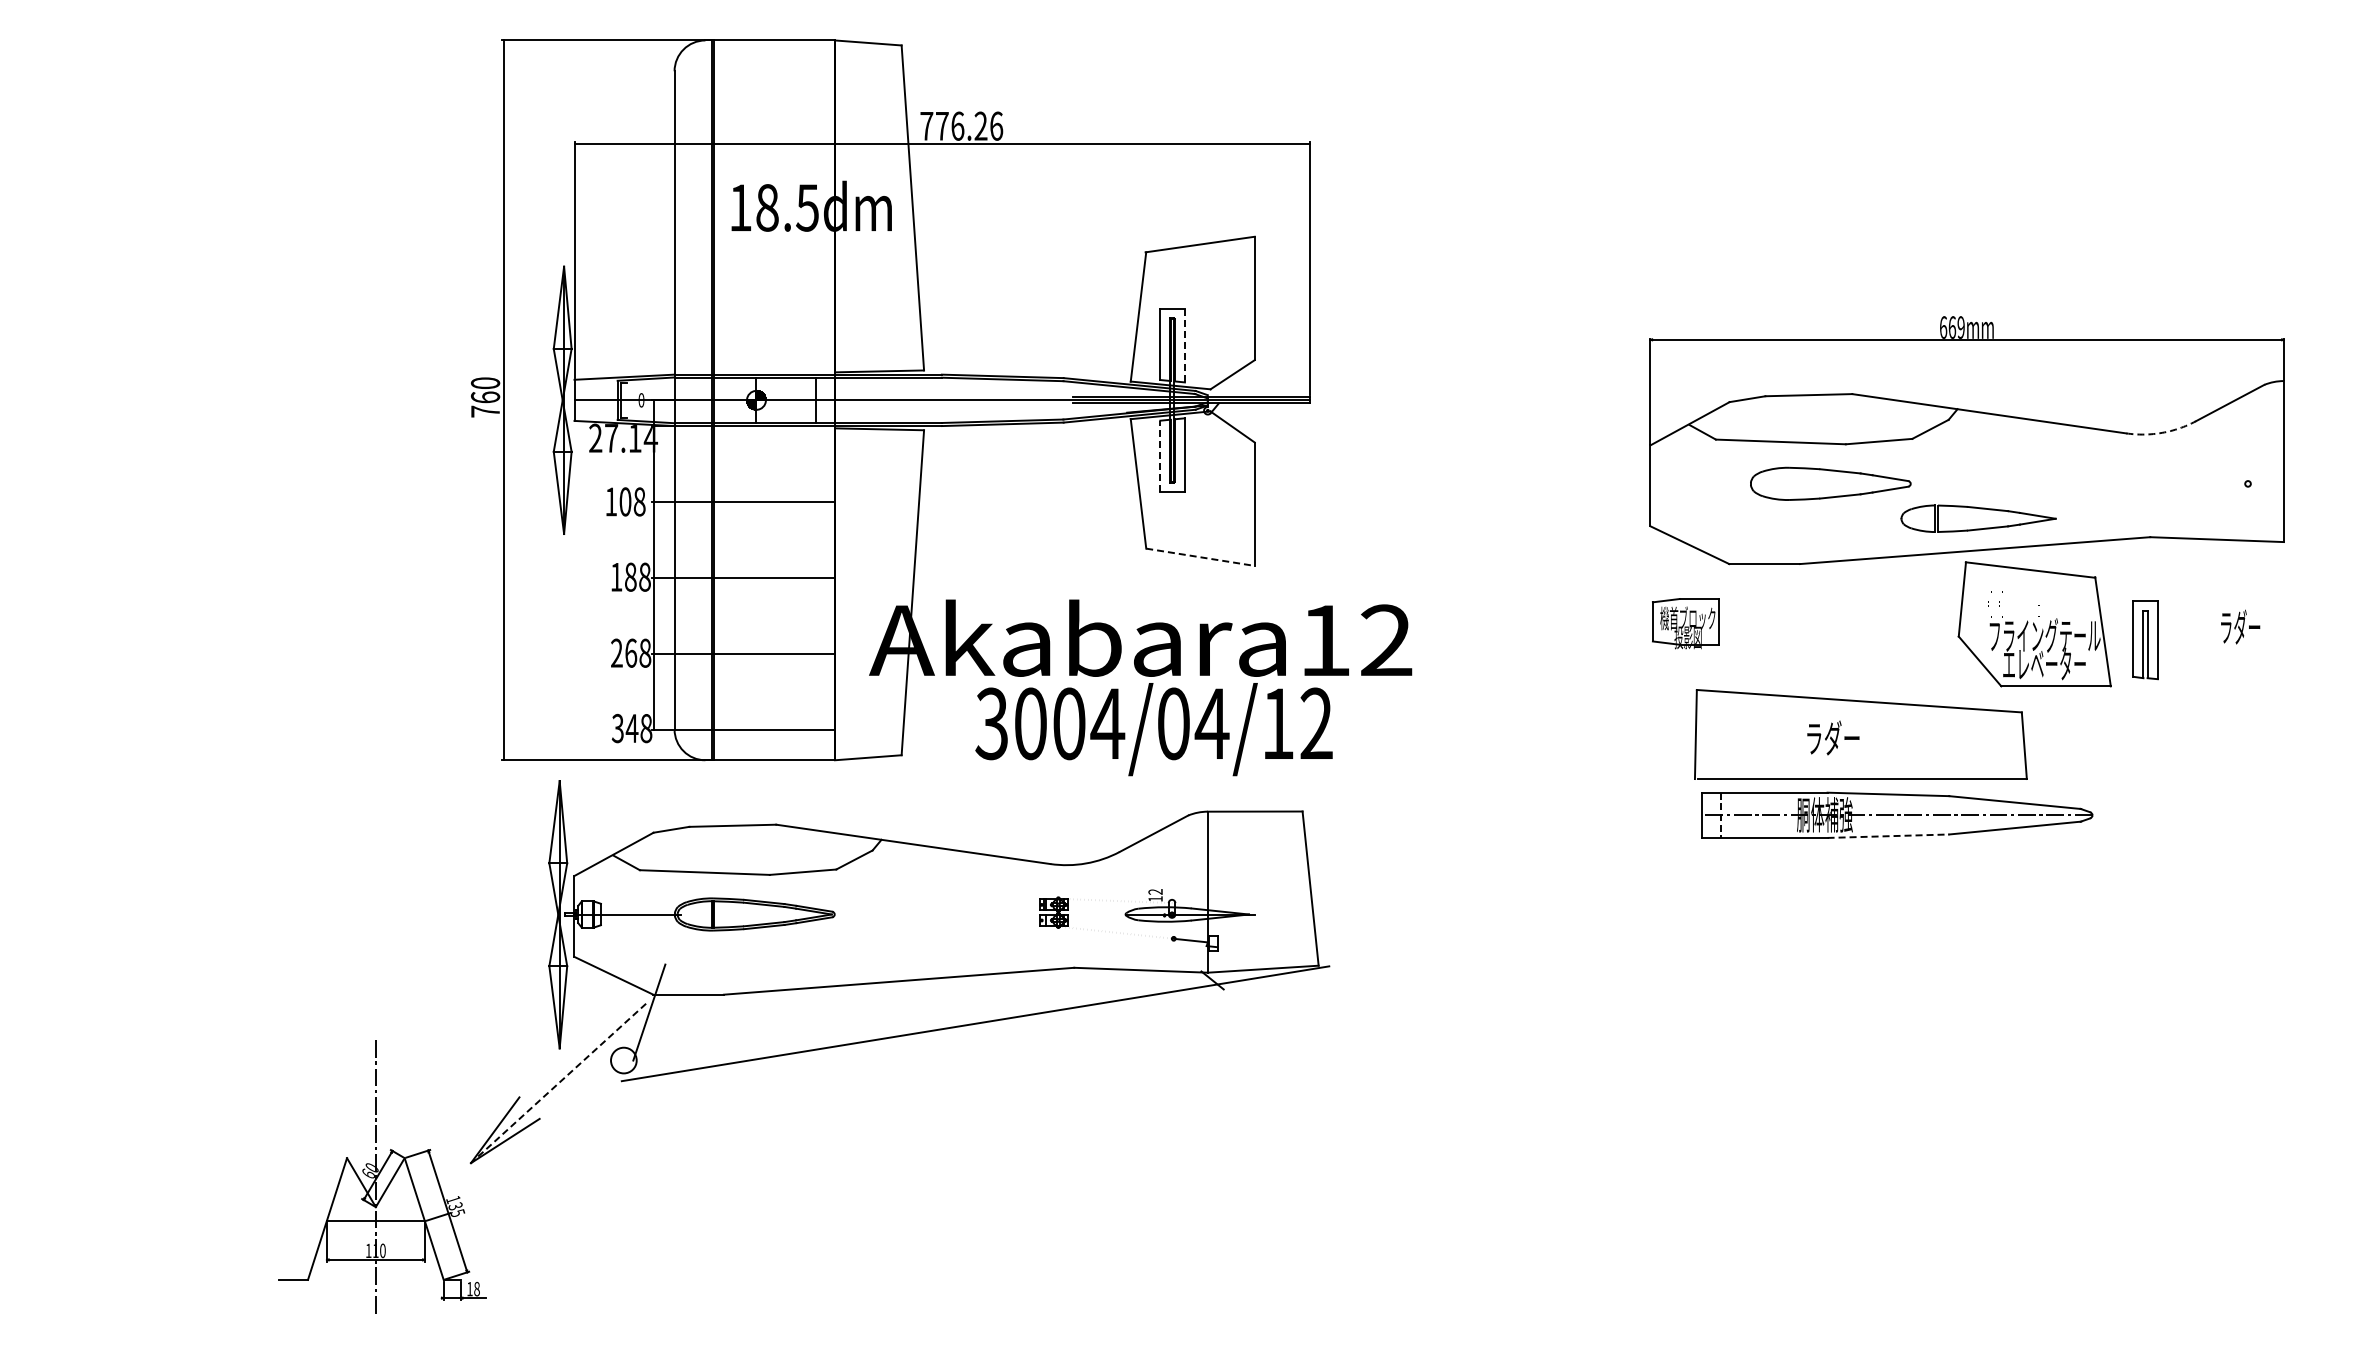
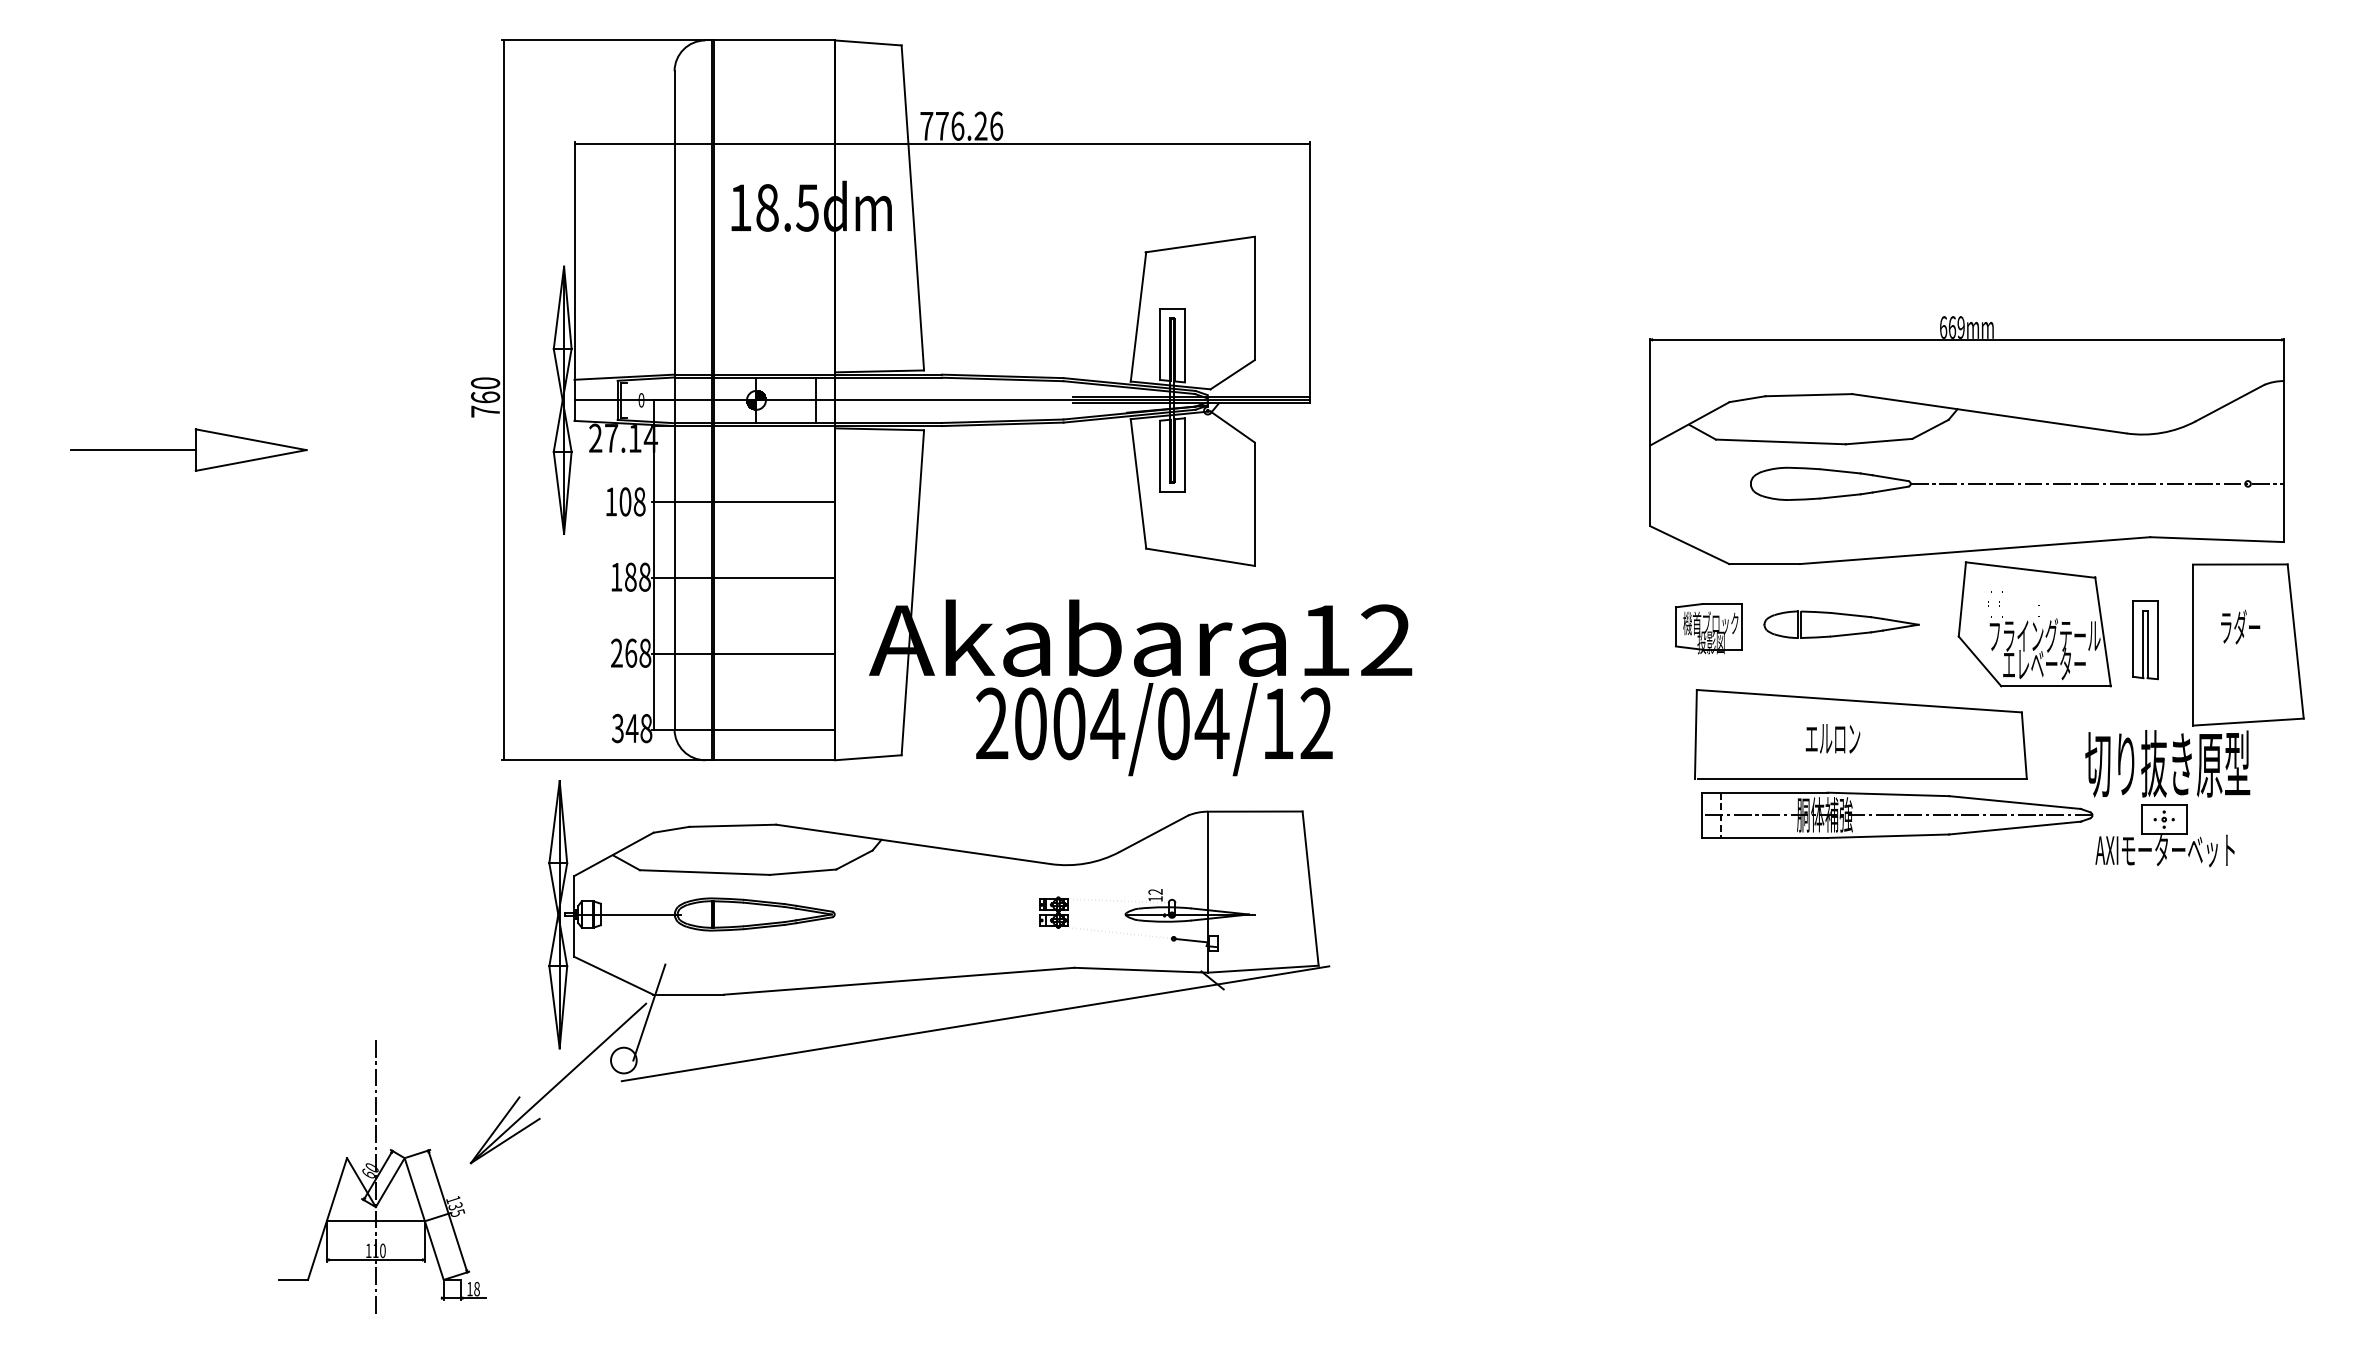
line: dashed -> solid (1184, 345)
arc: dashed -> solid (2162, 432)
part: none -> present (188, 449)
line: dashed -> solid (1160, 456)
line: none -> present (2096, 483)
part position: (1978, 518) -> (1841, 624) (1841, 624)
line: dashed -> solid (1200, 557)
part position: (1685, 623) -> (1708, 628) (1708, 628)
part: none -> present (2194, 715)
text: 3004/04/12 -> 2004/04/12 (991, 724)
text: ラダー -> エルロン (1832, 737)
line: dashed -> solid (1888, 836)
line: dashed -> solid (558, 1083)
